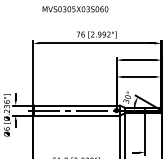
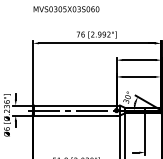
text position: (75, 9) -> (66, 9) (66, 9)
